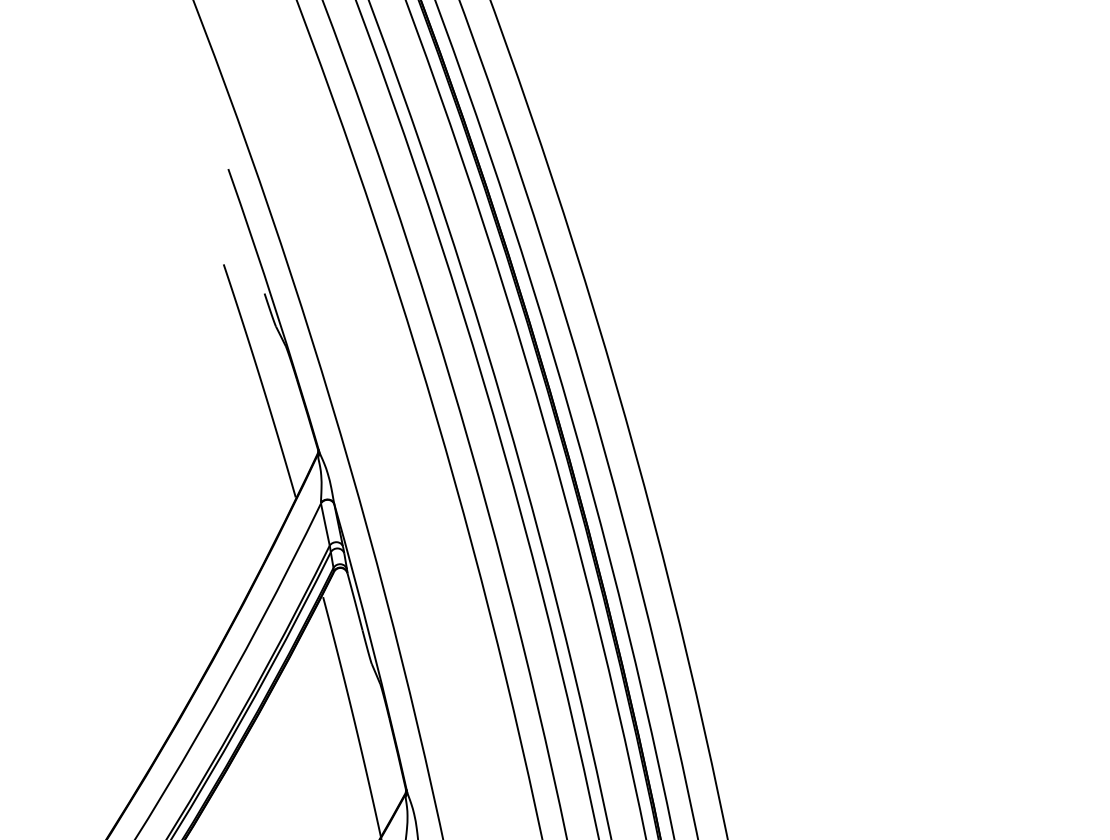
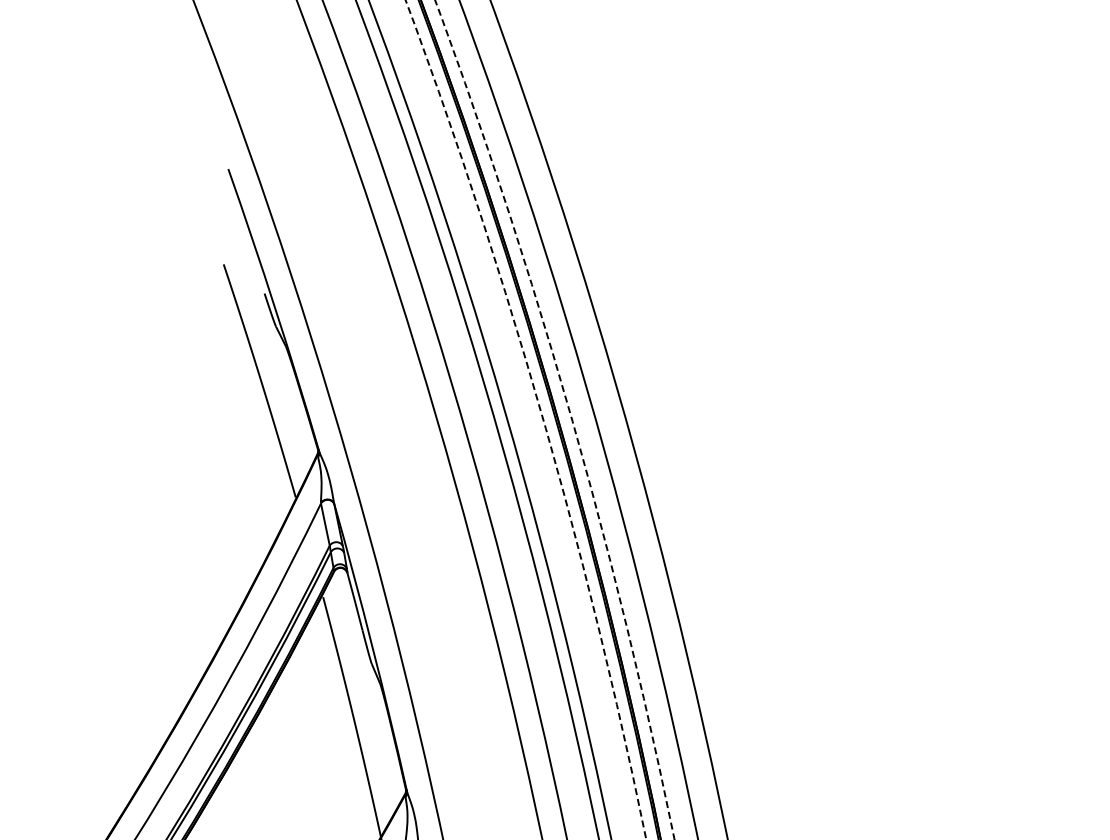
circle: solid -> dashed (525, 419)
circle: solid -> dashed (554, 419)
